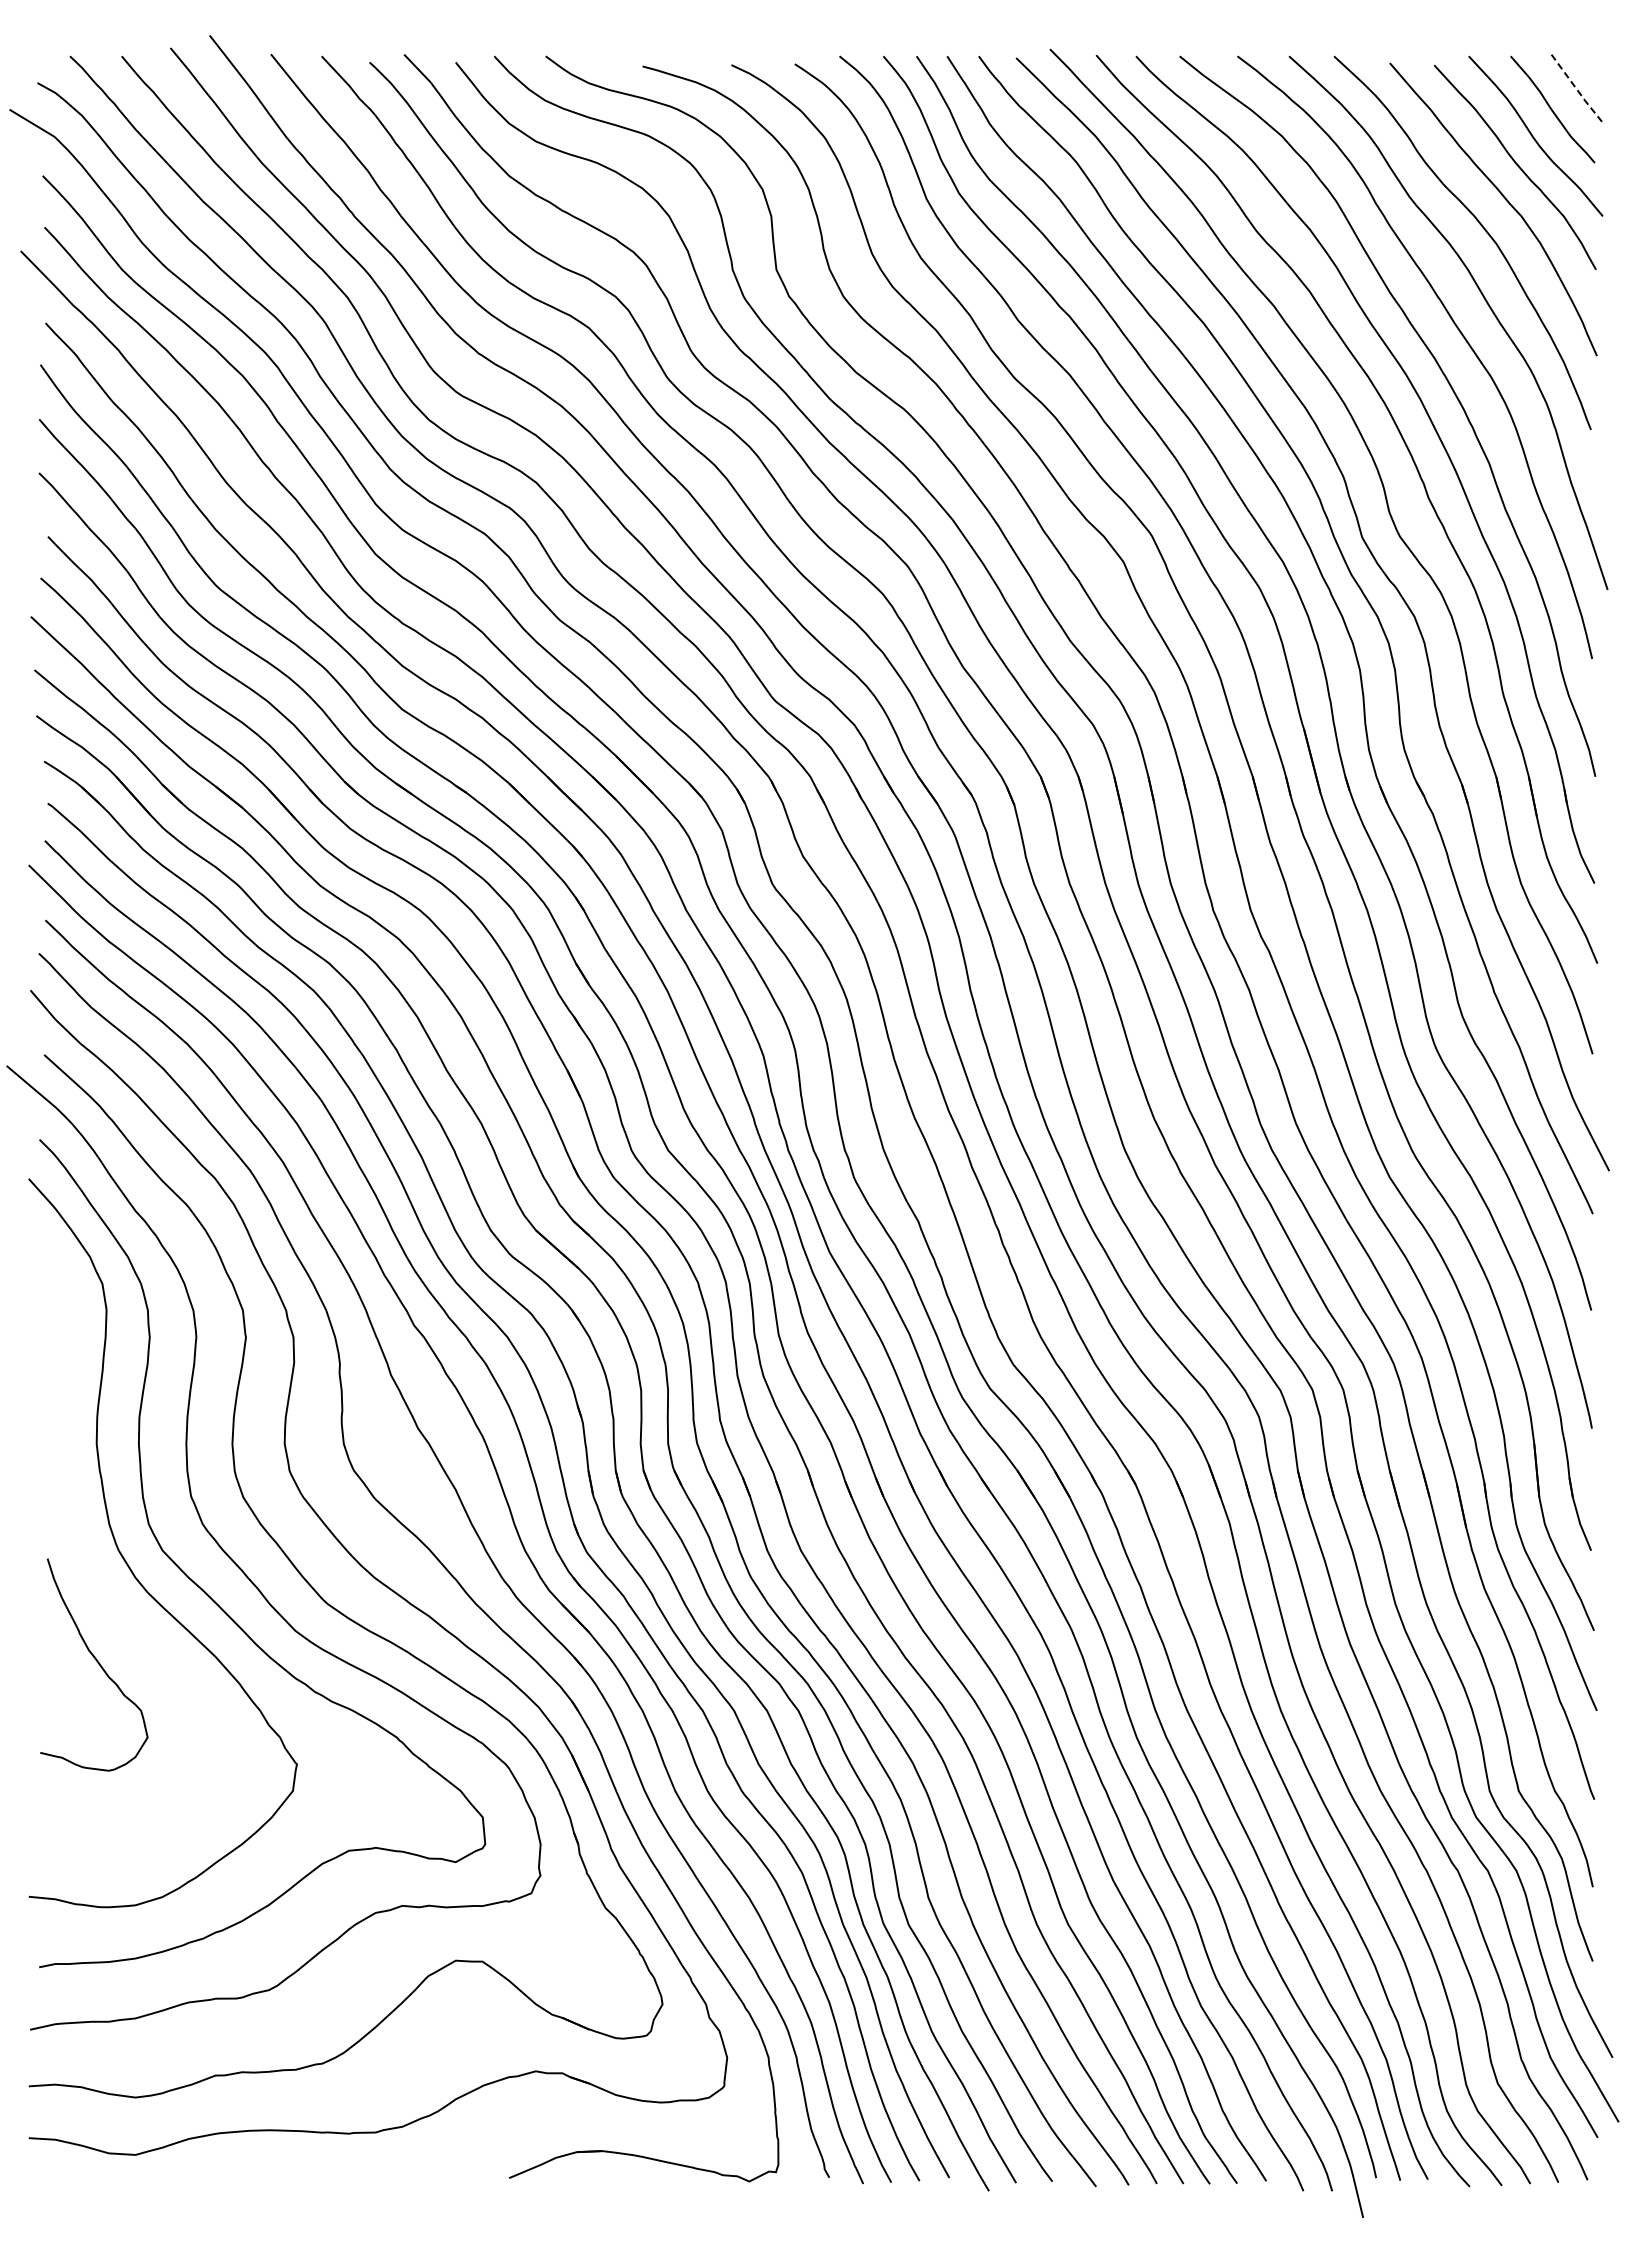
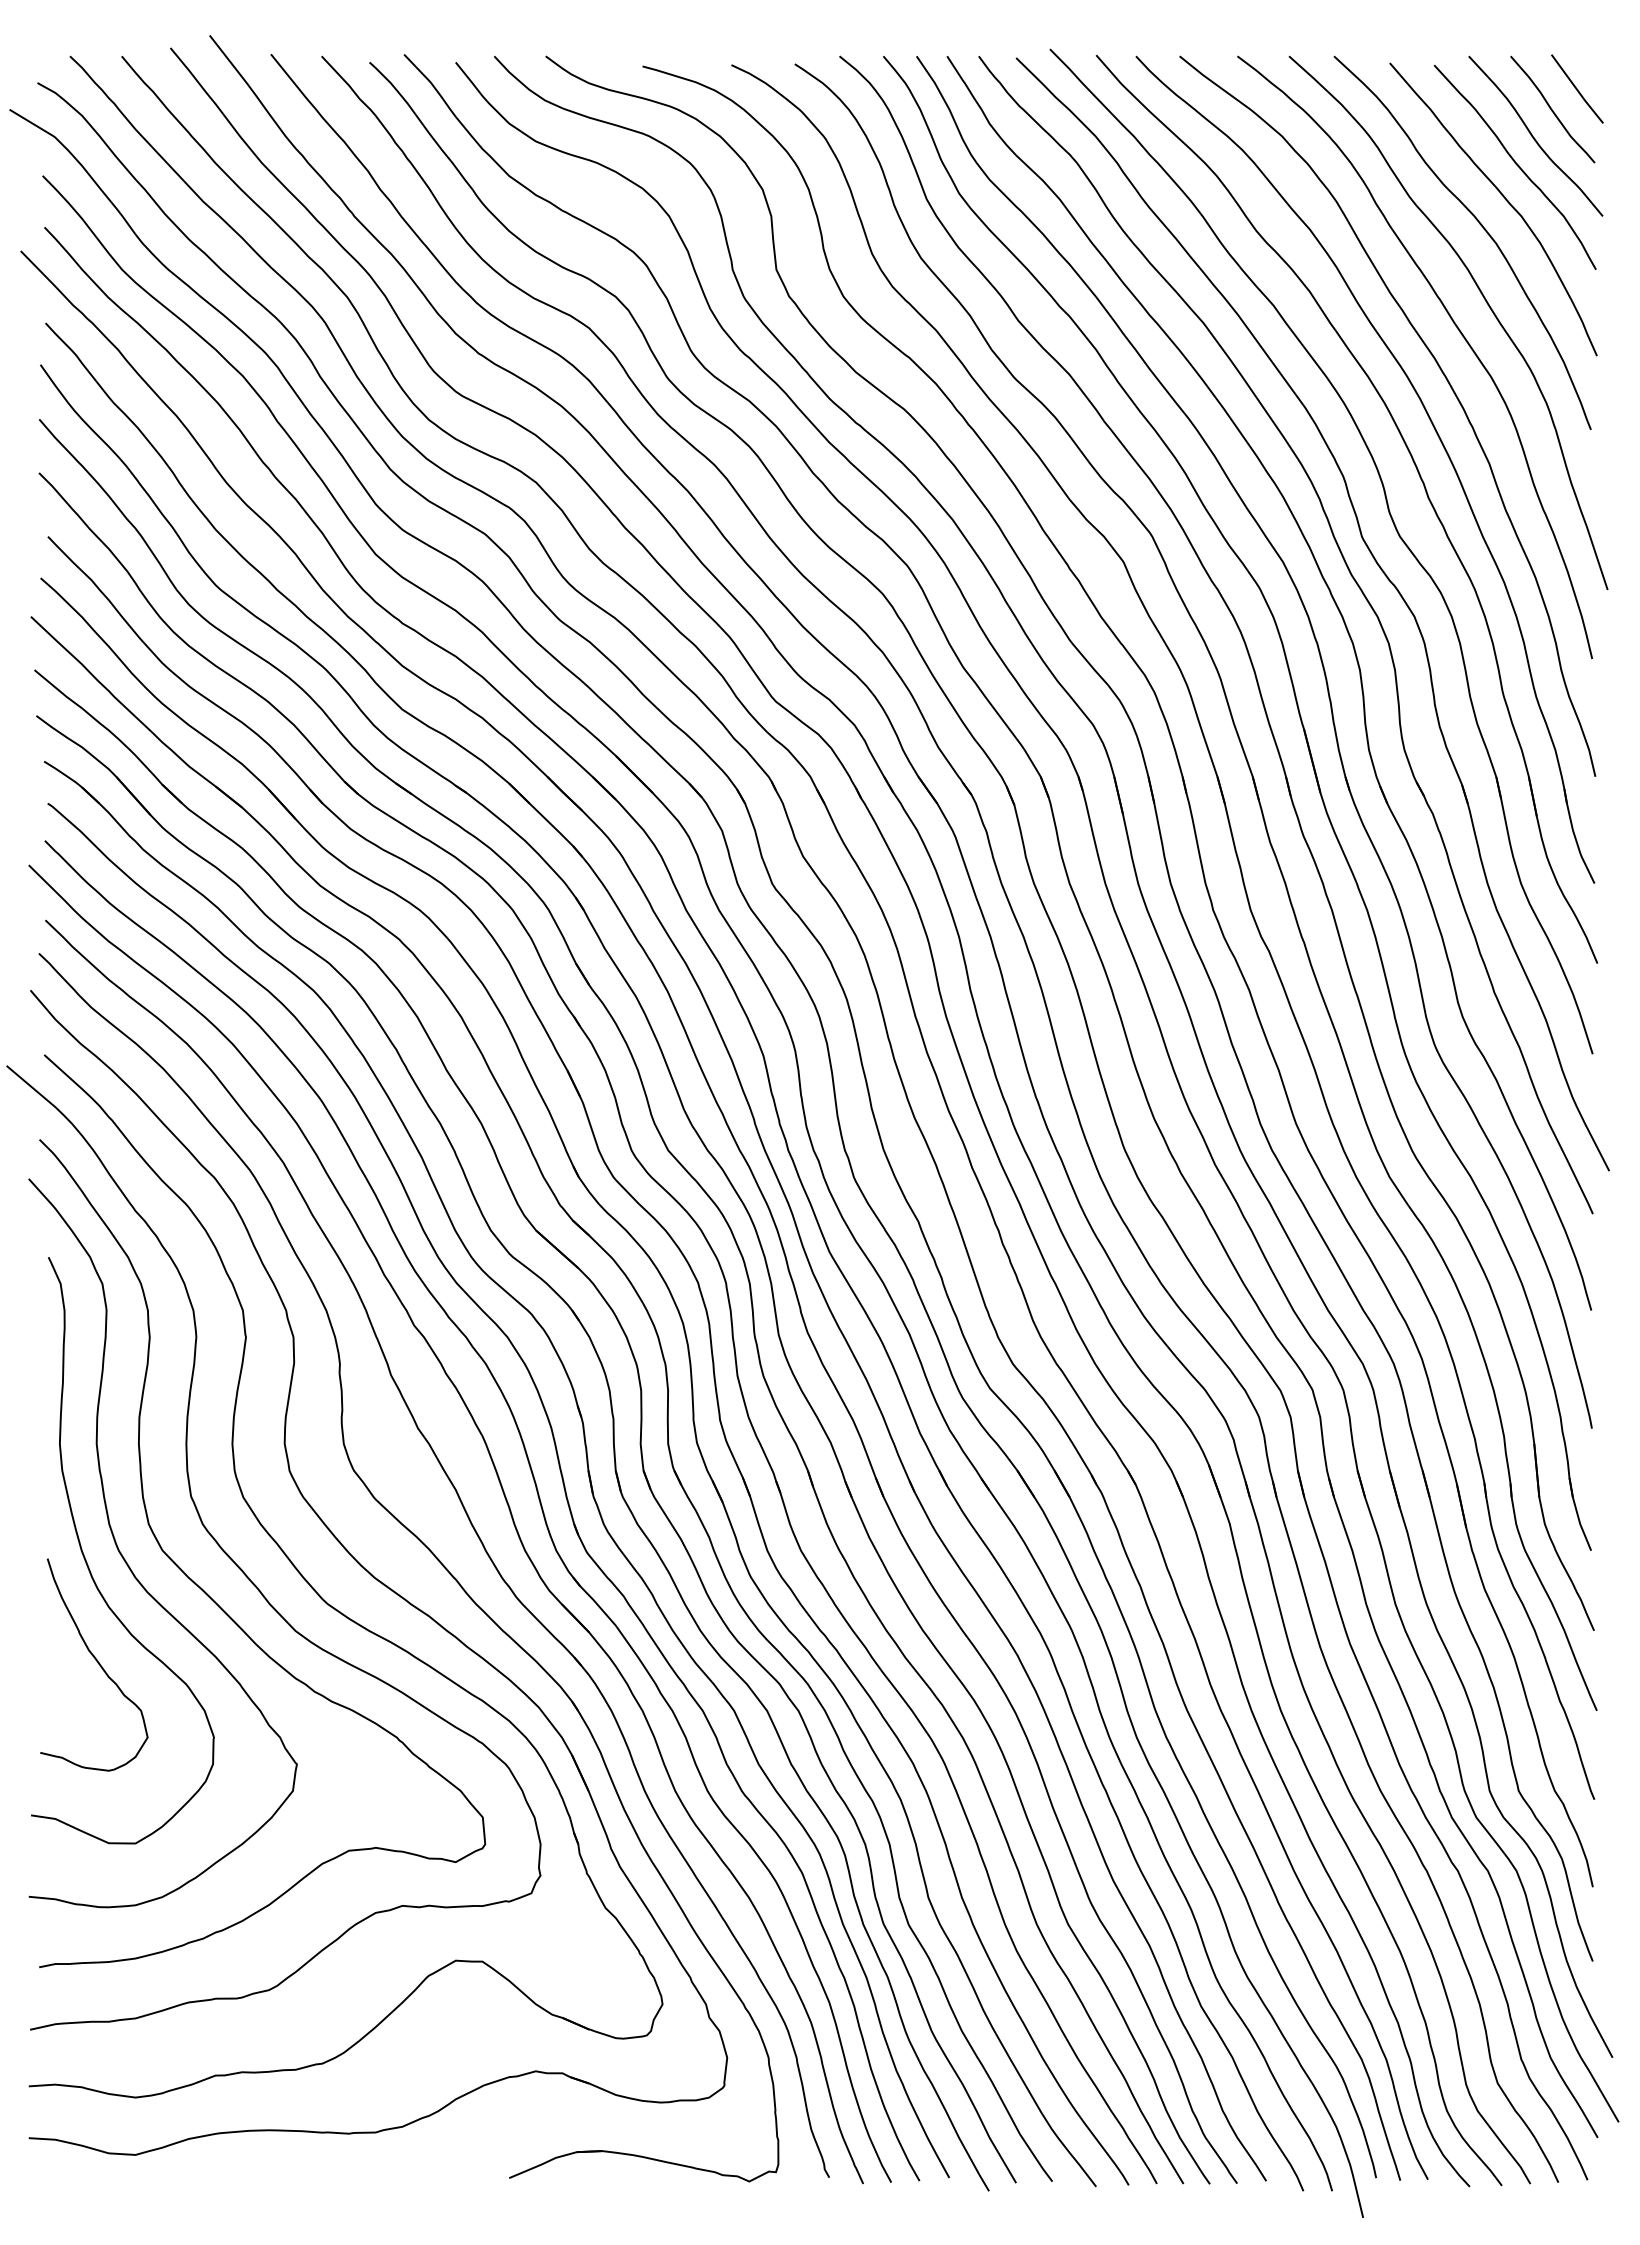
line: dashed -> solid (1577, 89)
curve: none -> present (88, 1564)
